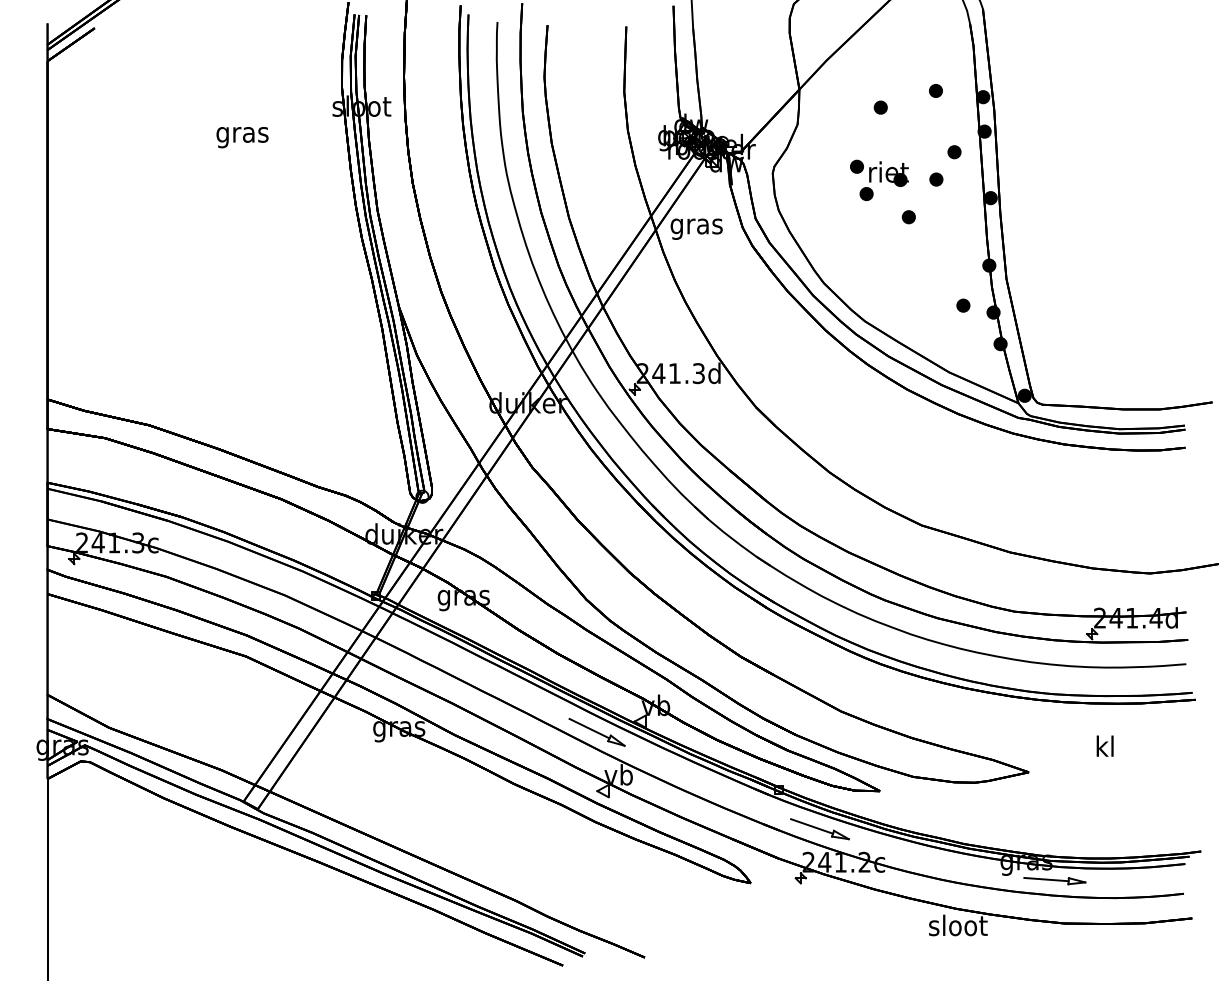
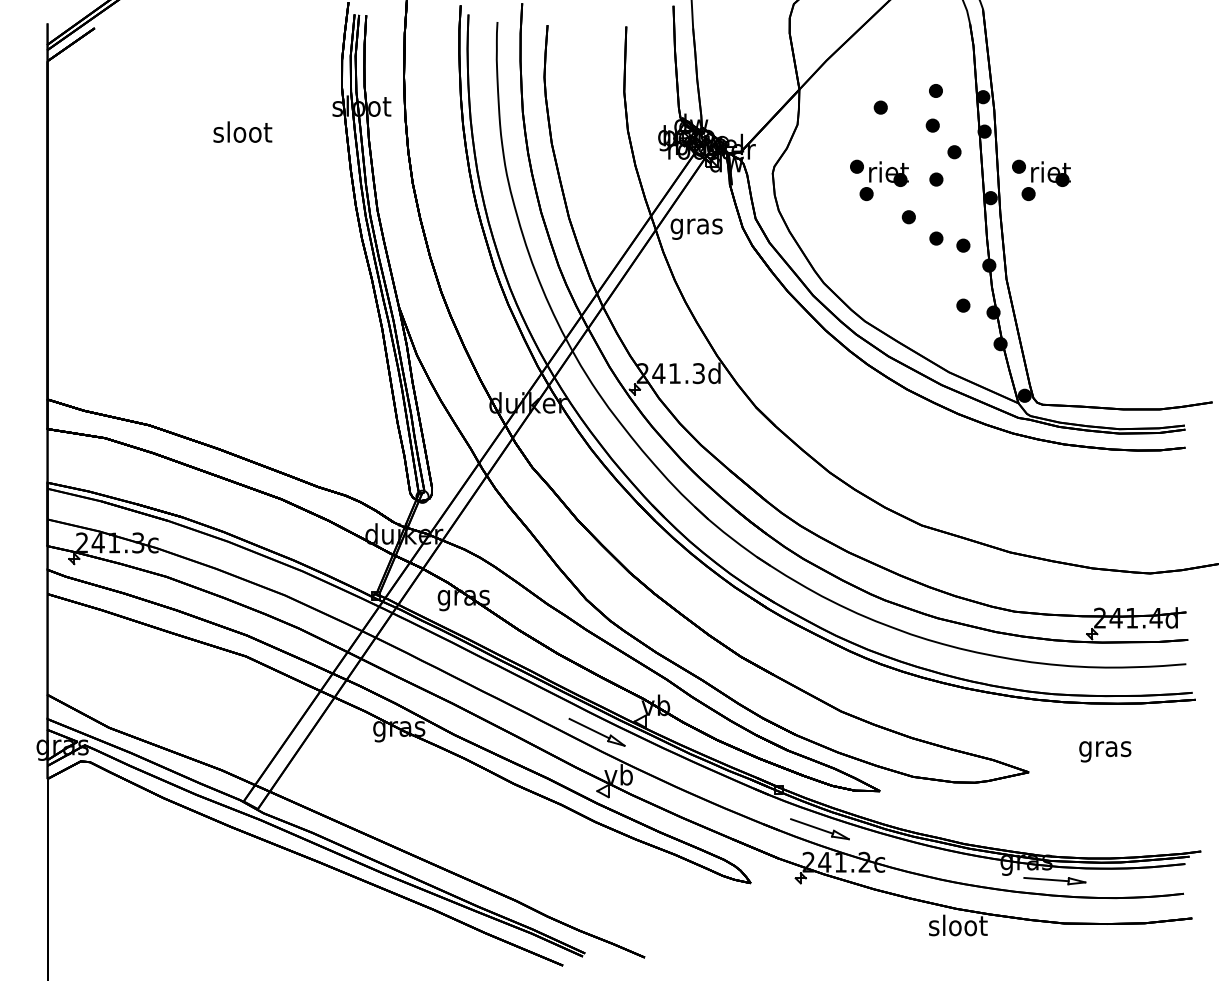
part: none -> present (932, 125)
text: gras -> sloot (242, 134)
part: none -> present (1041, 180)
part: none -> present (936, 238)
part: none -> present (963, 245)
text: kl -> gras (1105, 748)
